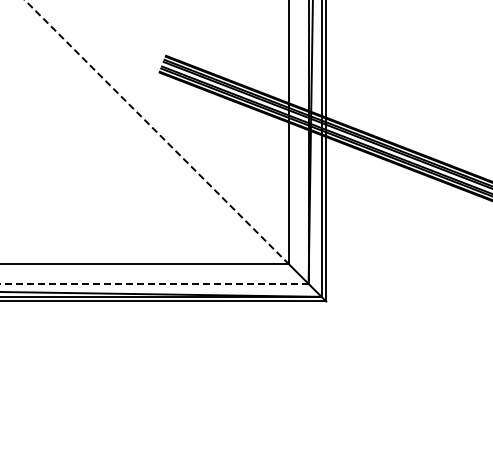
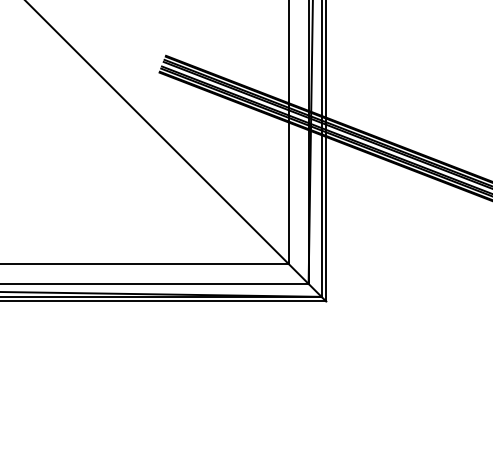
line: dashed -> solid (157, 132)
line: dashed -> solid (154, 283)
